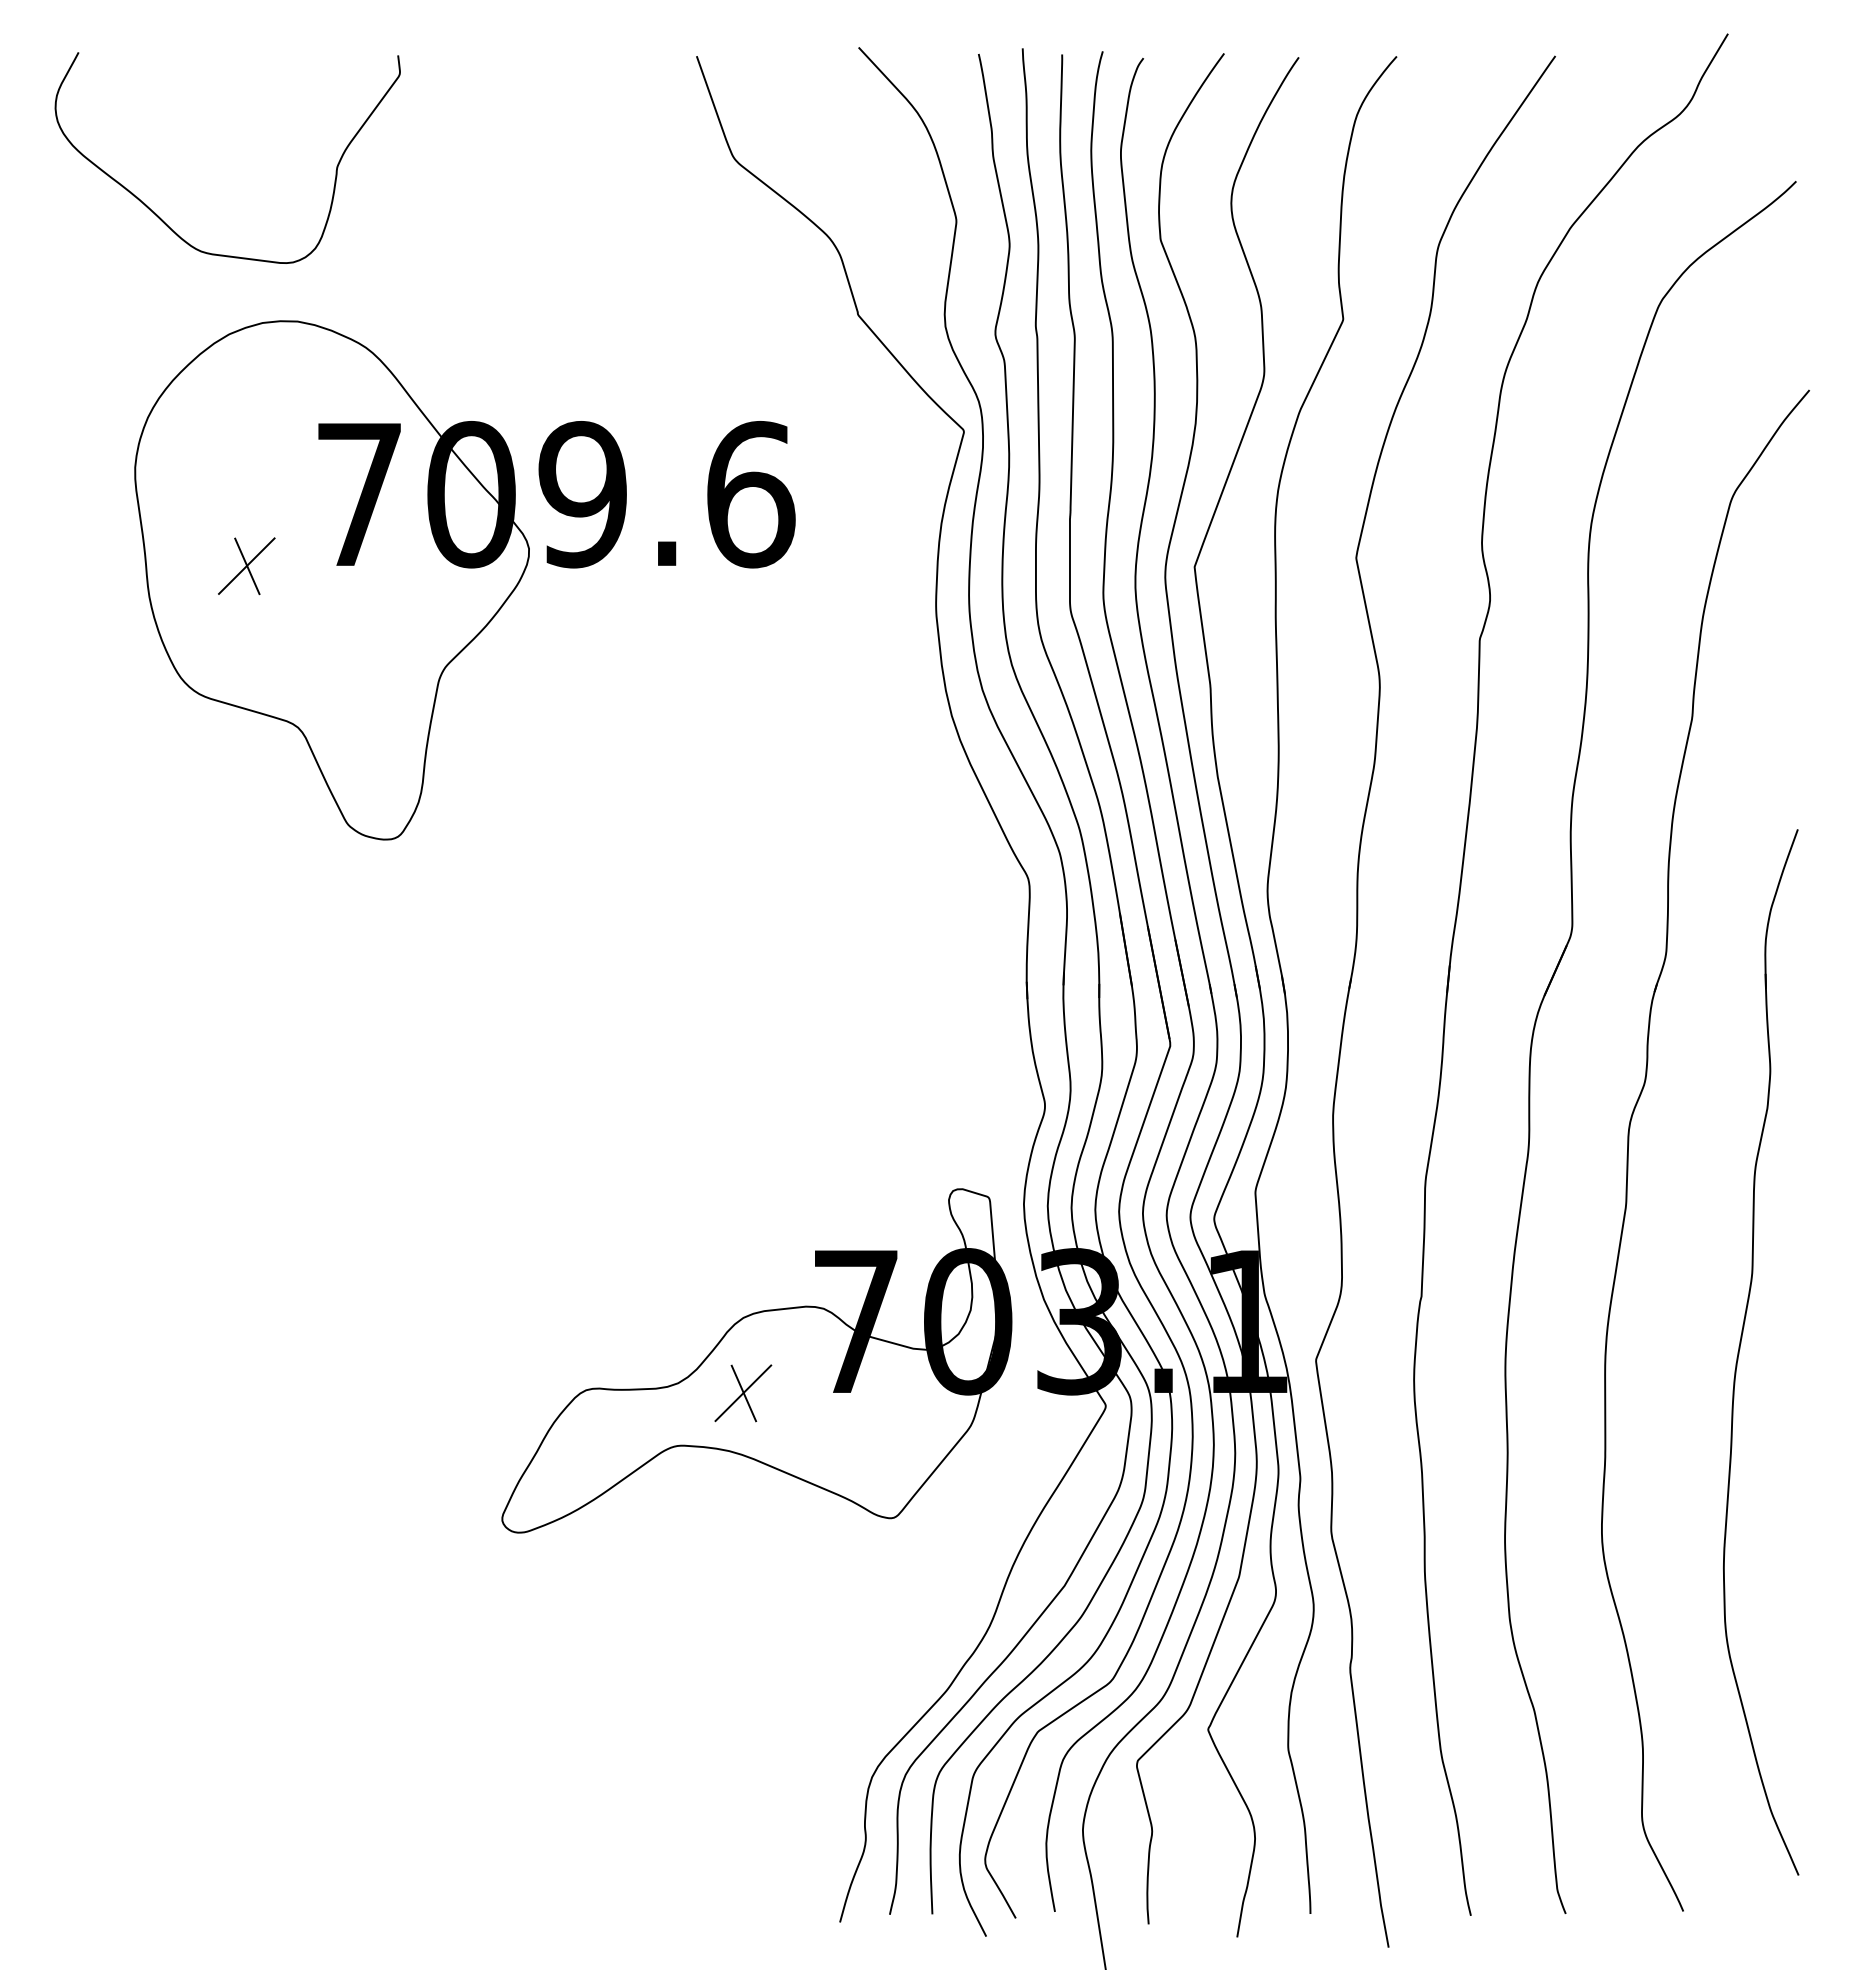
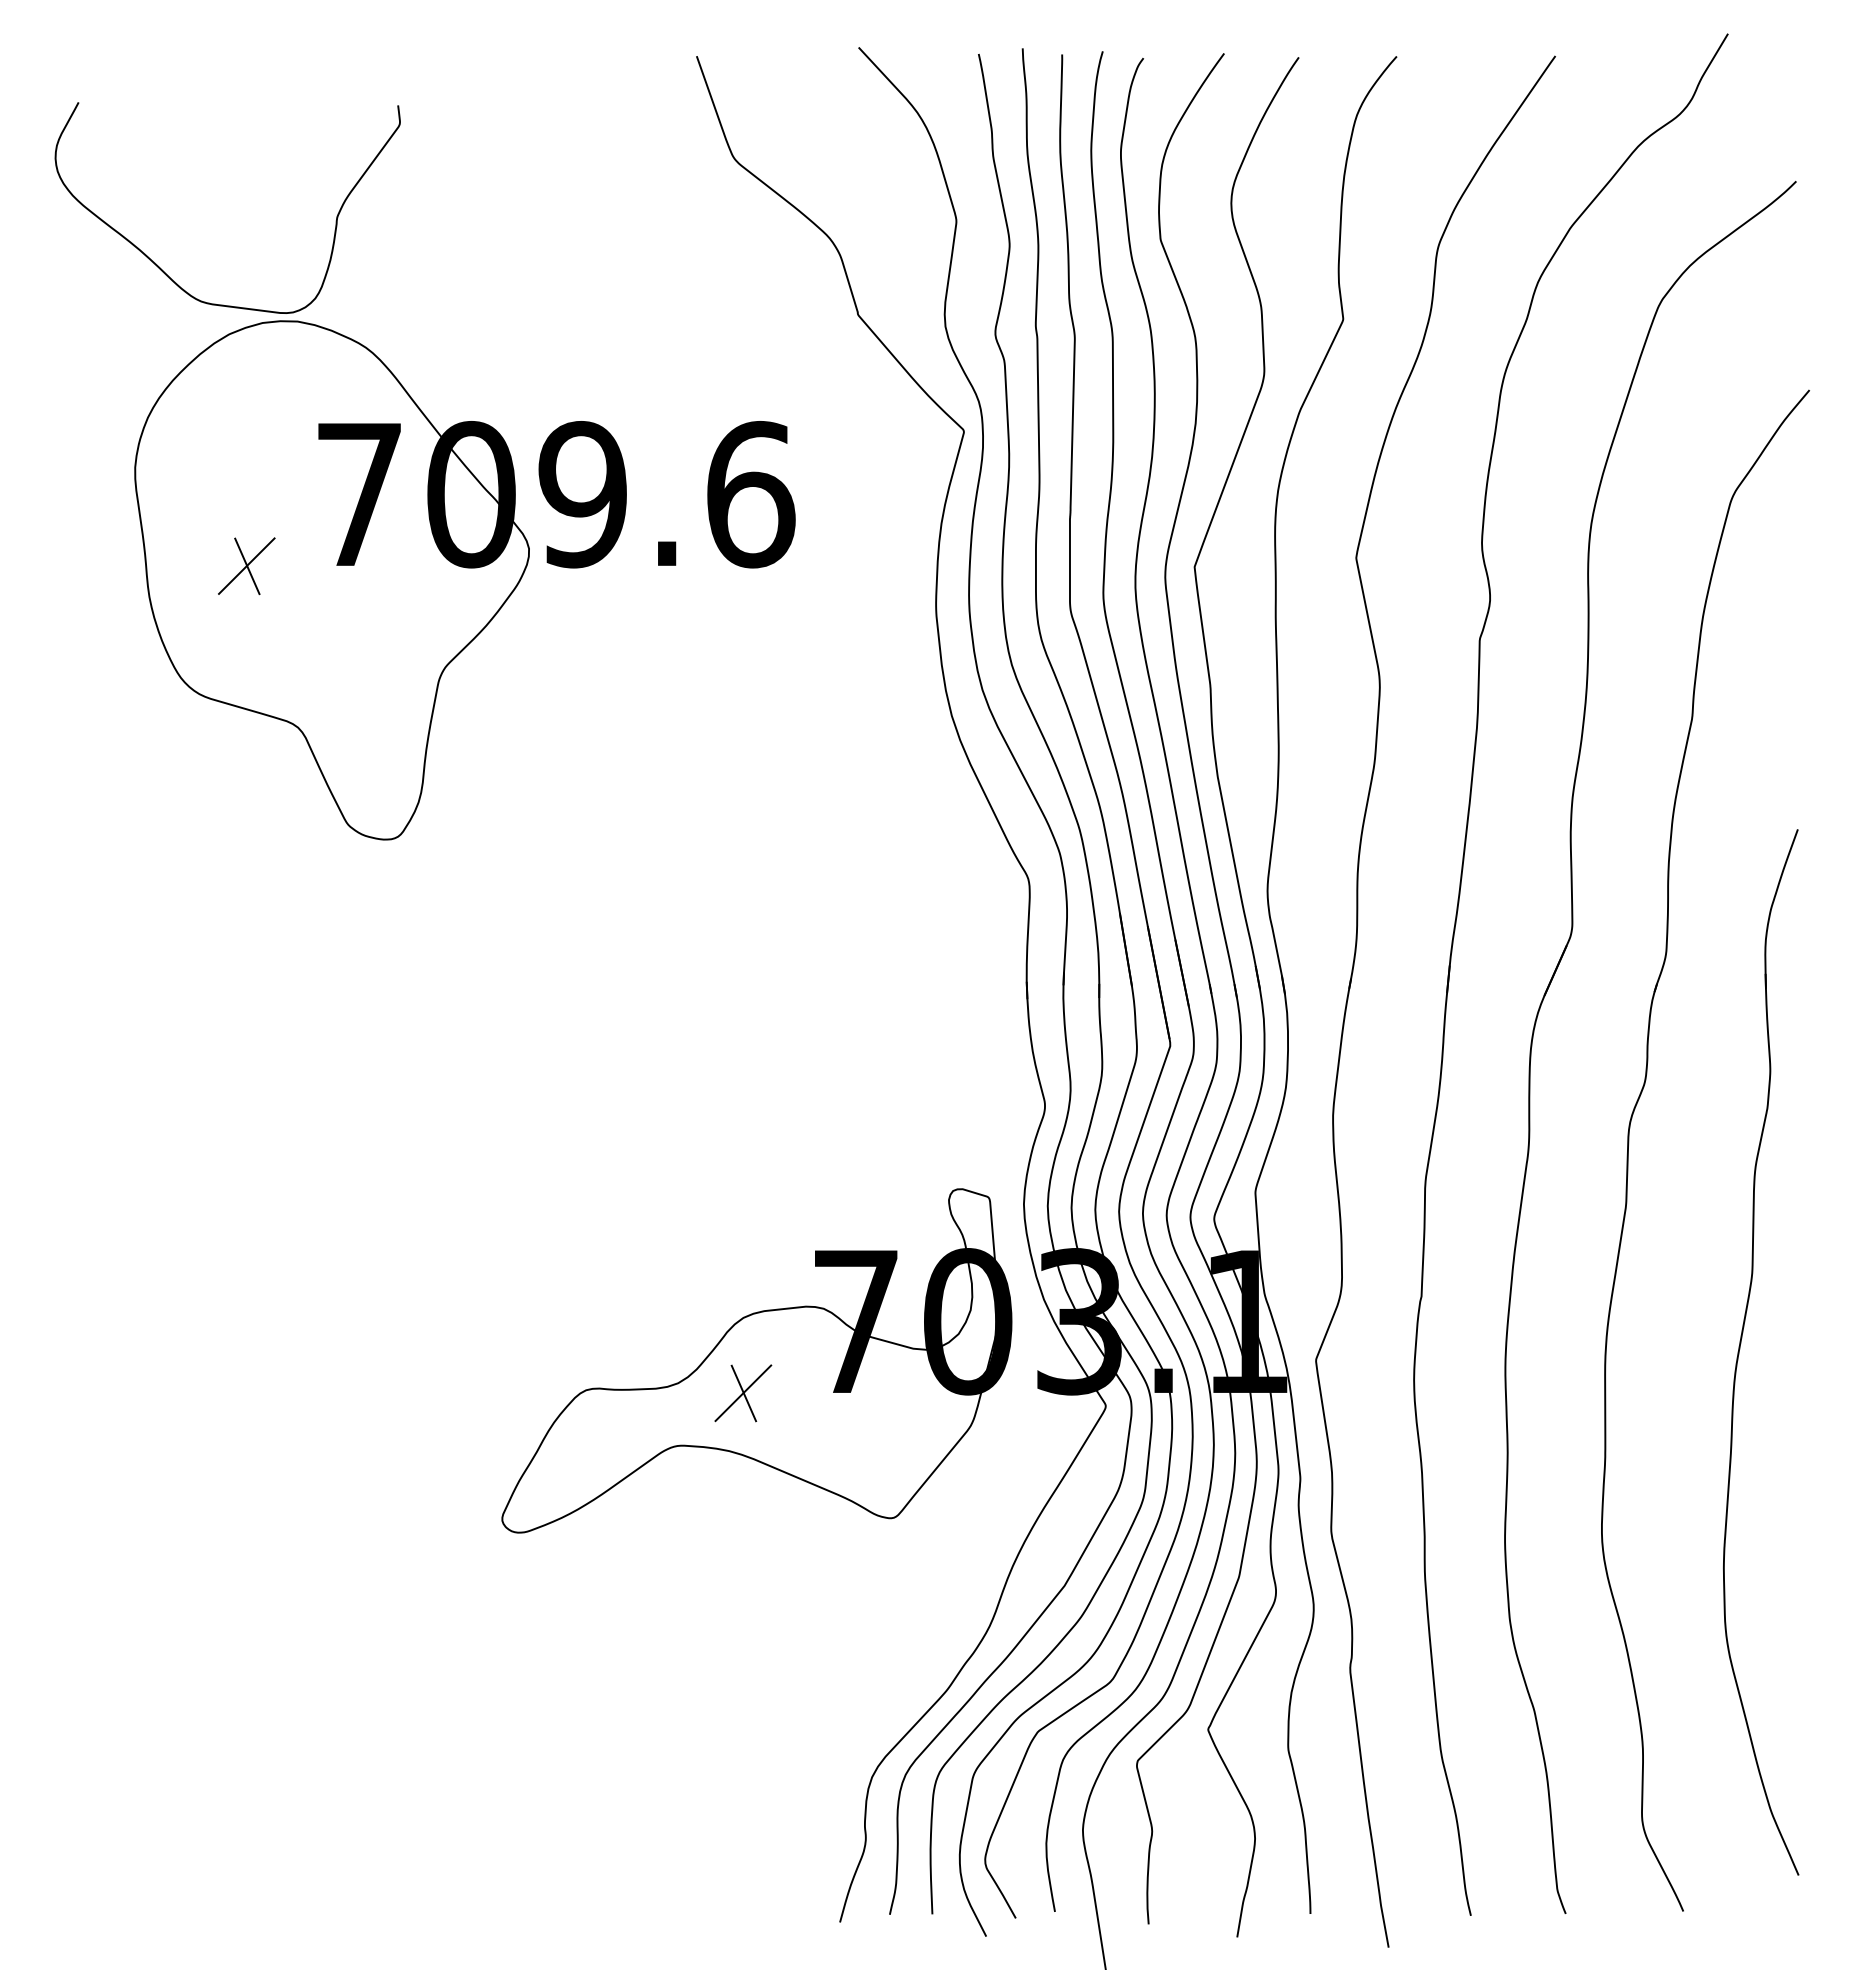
curve position: (163, 220) -> (163, 270) (163, 270)
